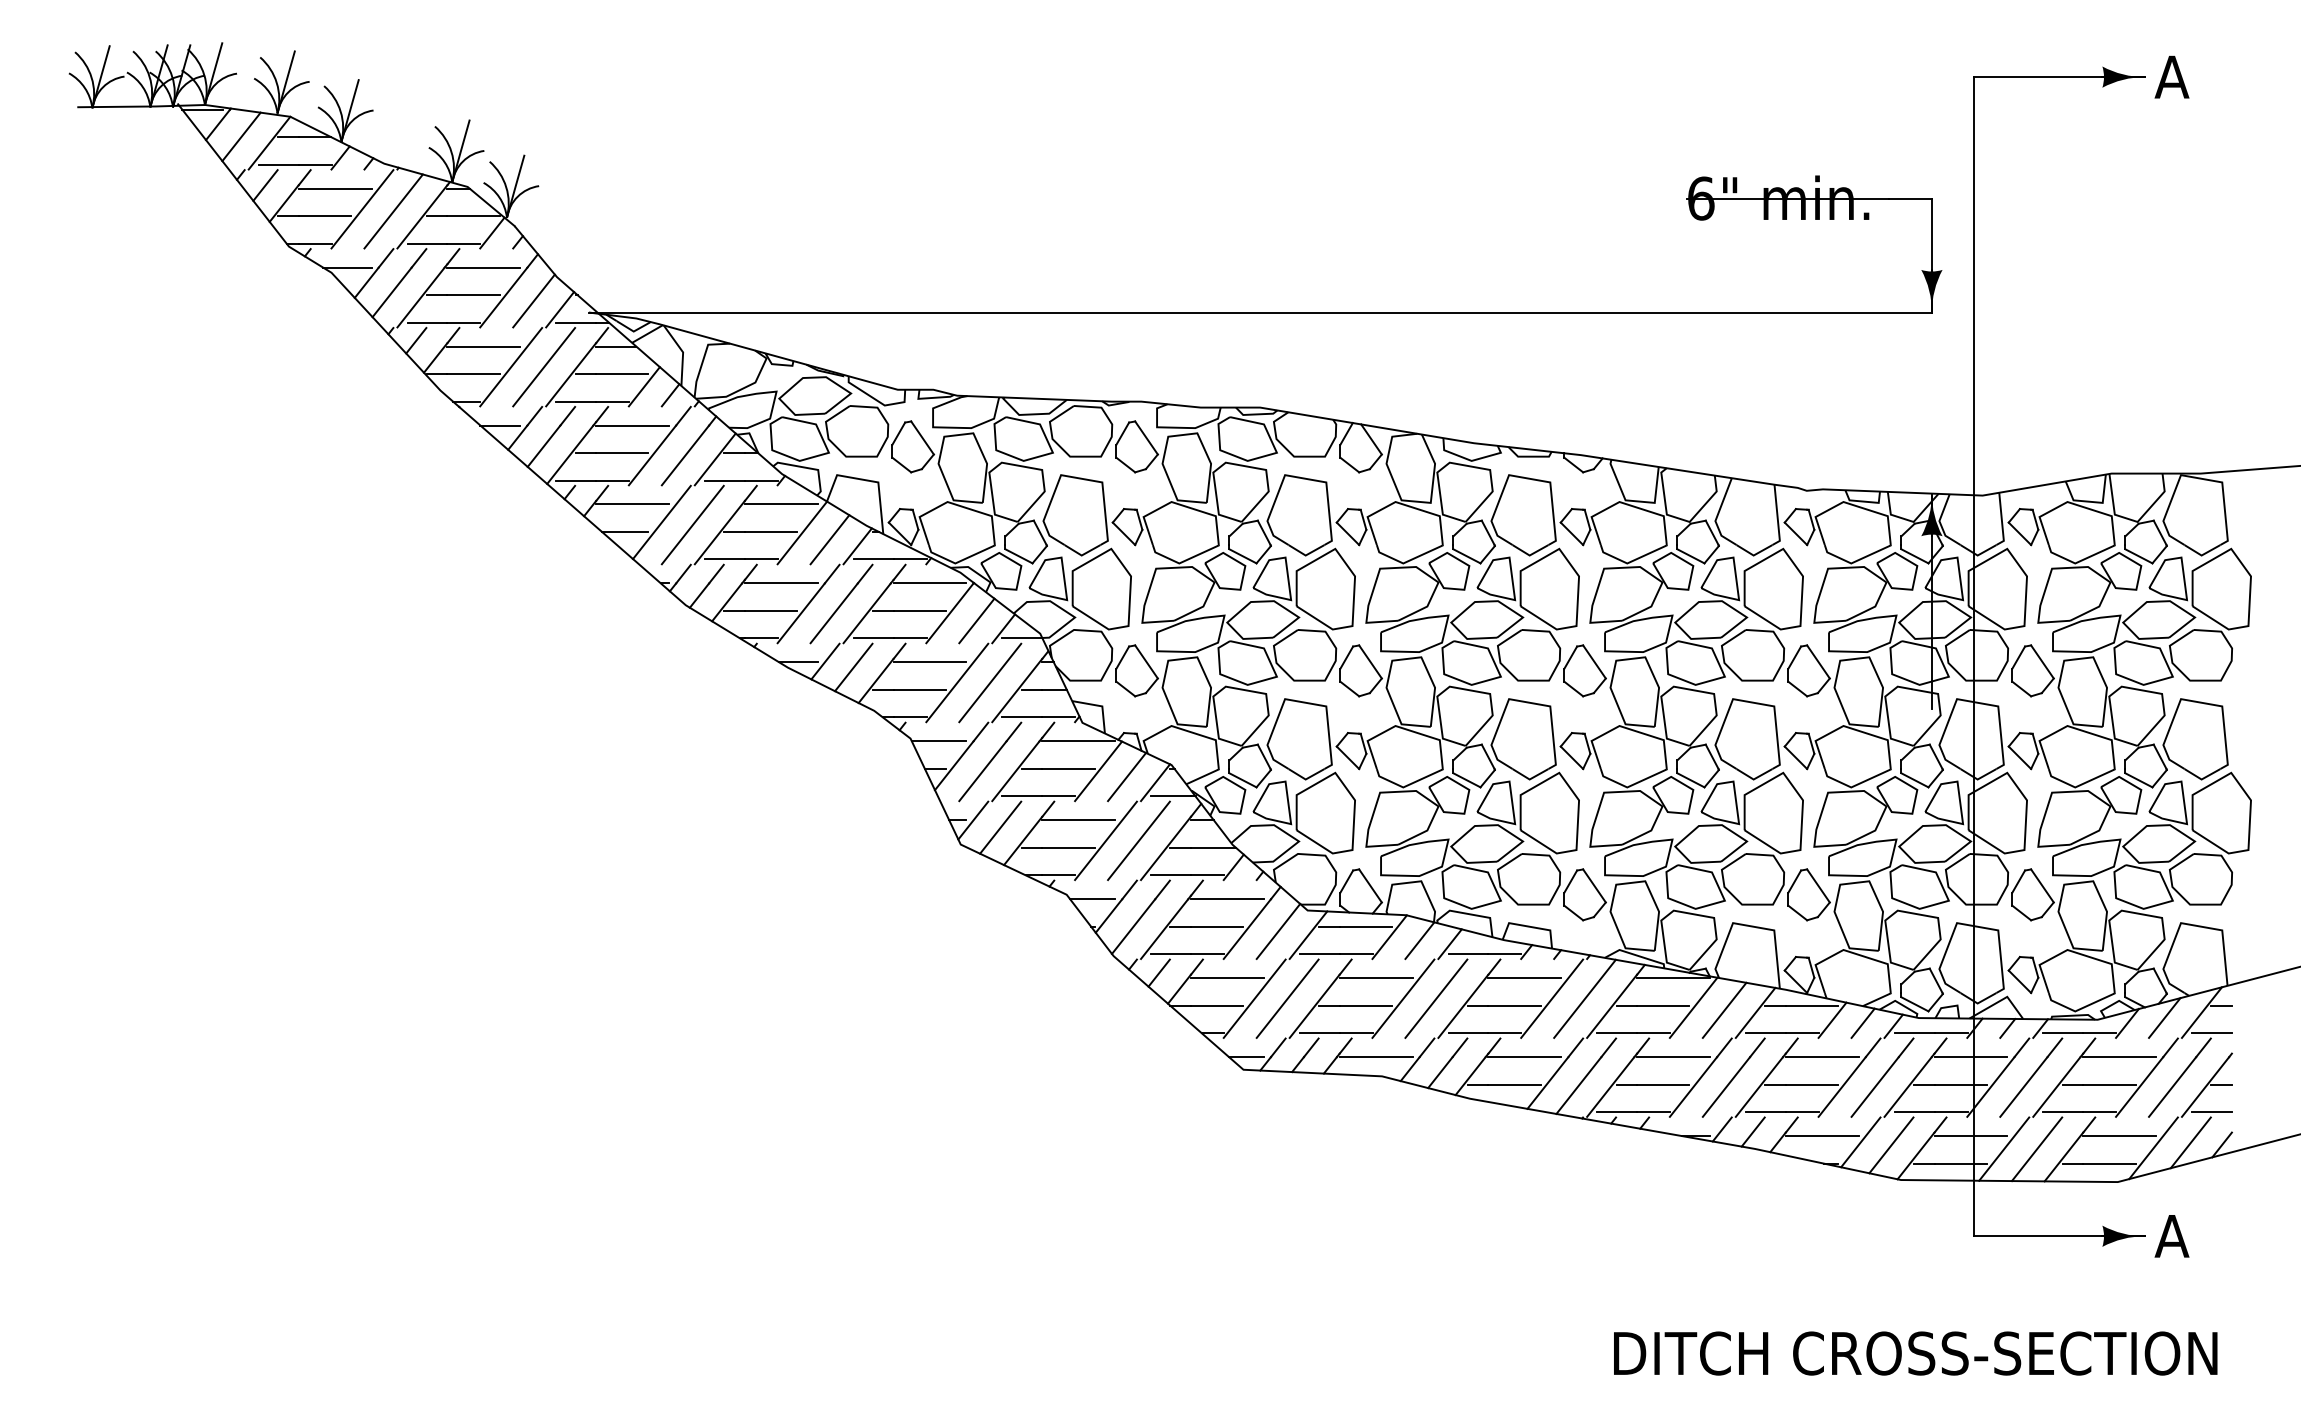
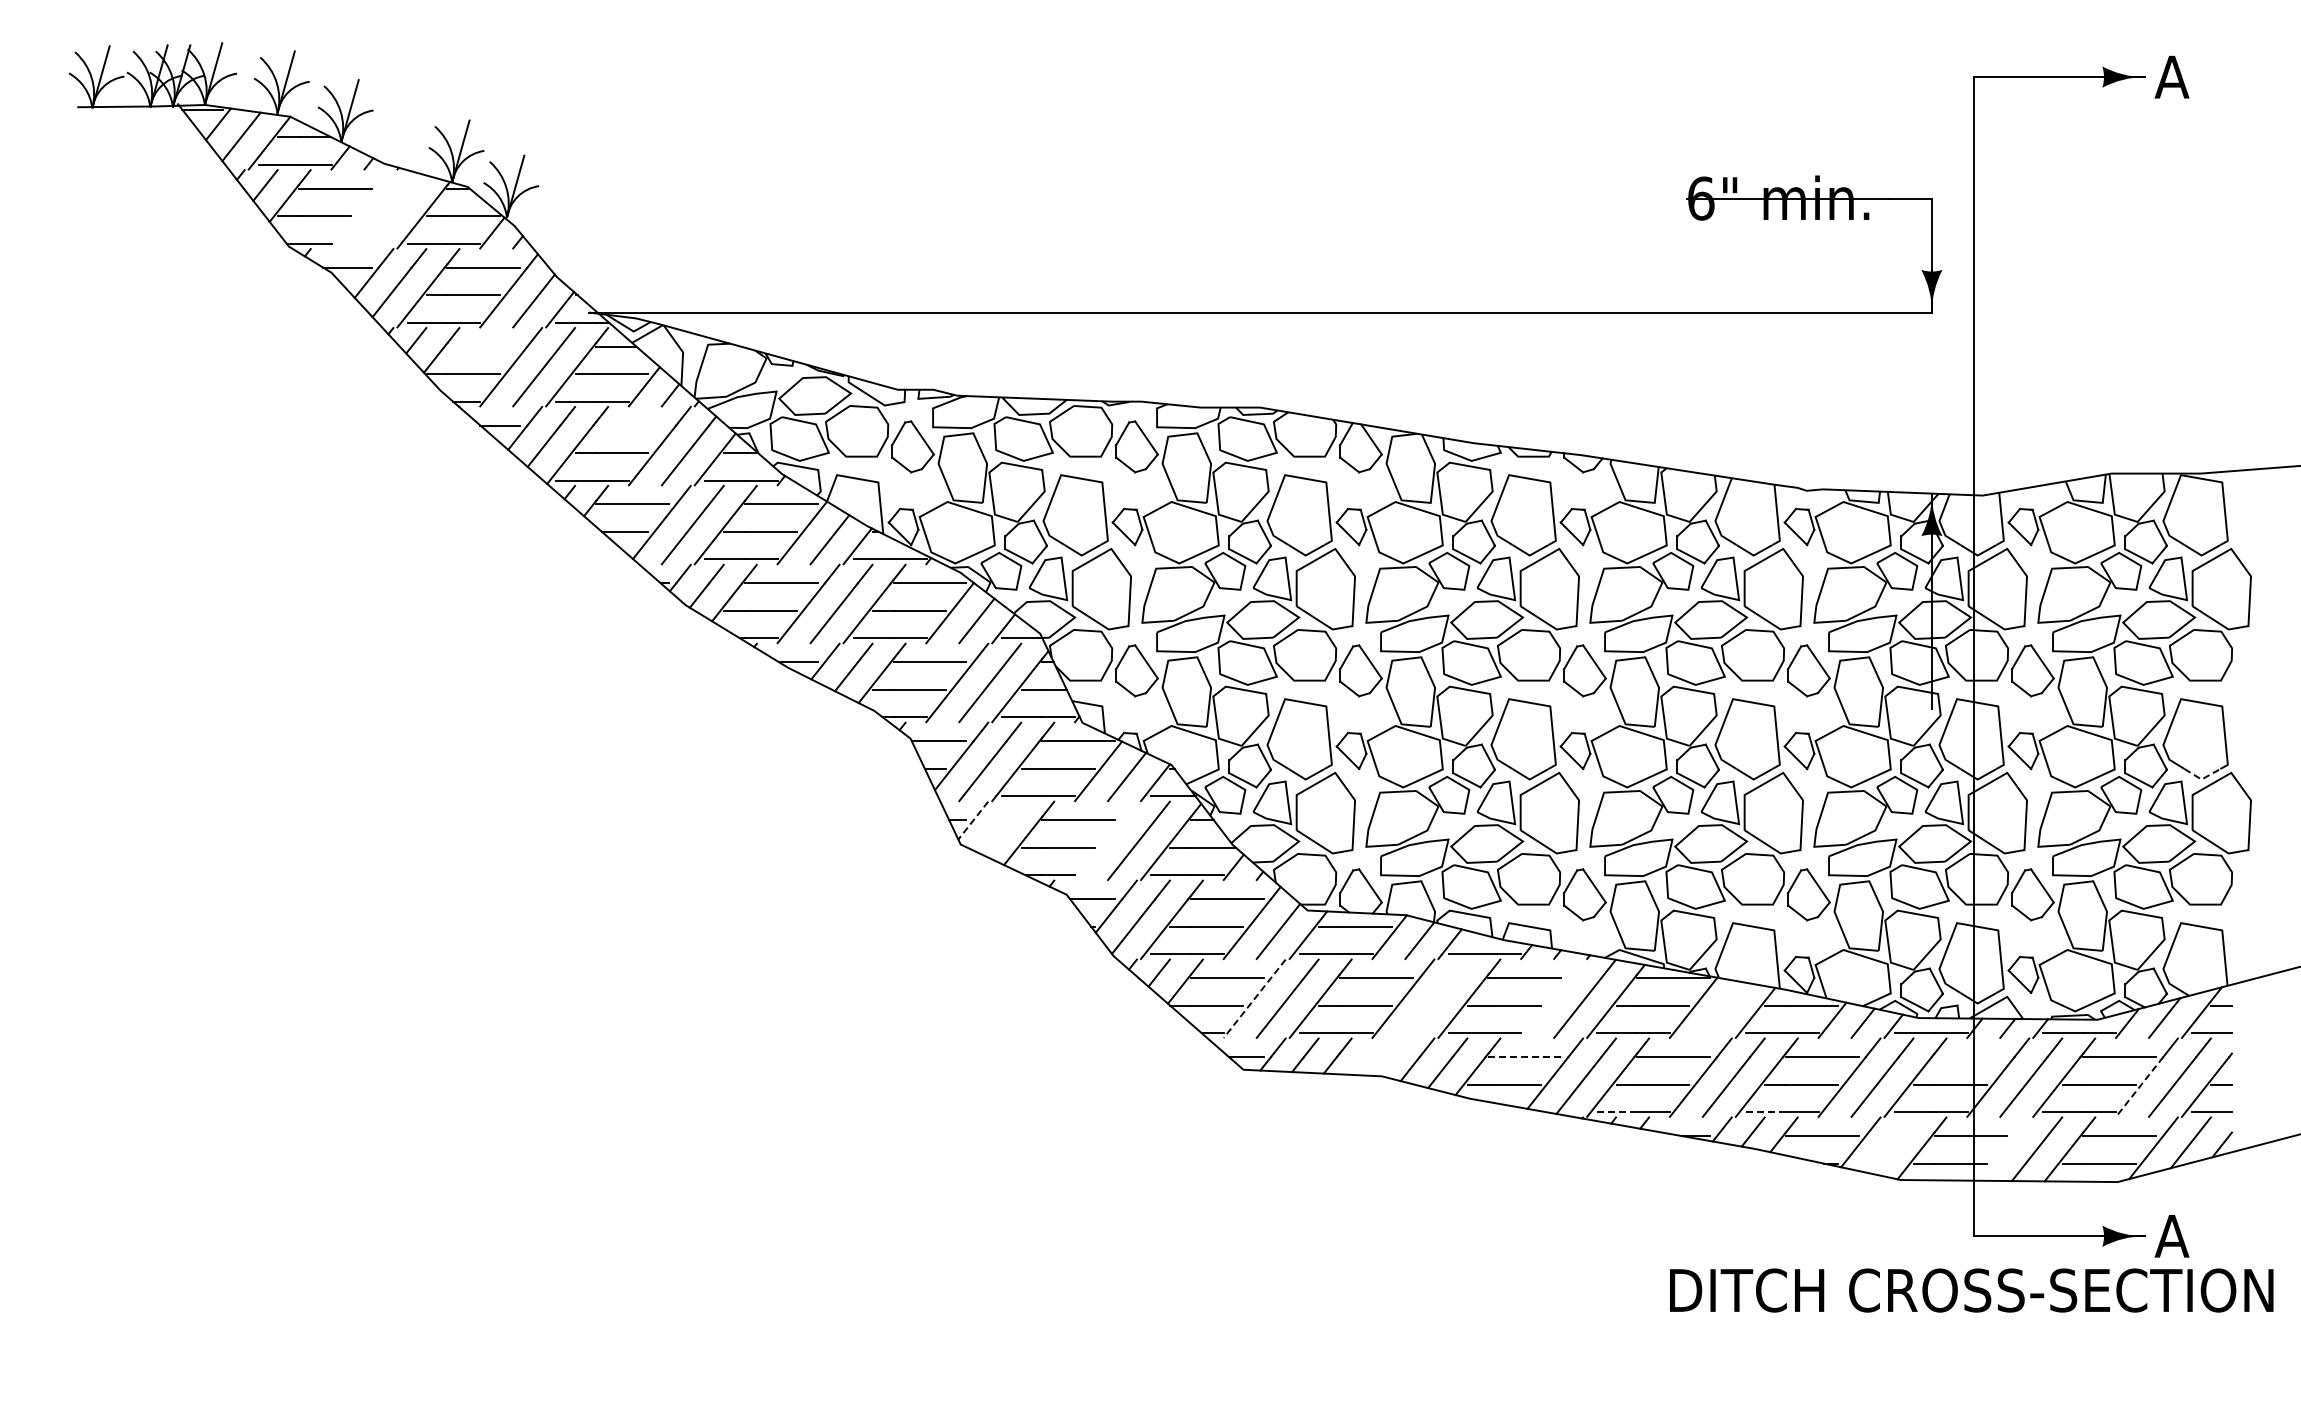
line: present -> none (362, 209)
line: present -> none (393, 211)
line: present -> none (483, 346)
line: present -> none (632, 425)
line: solid -> dashed (2201, 779)
line: solid -> dashed (972, 821)
line: present -> none (1000, 827)
line: present -> none (1105, 840)
line: solid -> dashed (1254, 998)
line: present -> none (1436, 998)
line: present -> none (1552, 998)
line: present -> none (1724, 1009)
line: present -> none (1375, 1057)
line: solid -> dashed (1525, 1057)
line: present -> none (1970, 1057)
line: solid -> dashed (2139, 1087)
line: solid -> dashed (1617, 1112)
line: solid -> dashed (1765, 1112)
line: present -> none (1891, 1145)
line: present -> none (2004, 1148)
text position: (1915, 1353) -> (1971, 1290) (1971, 1290)
